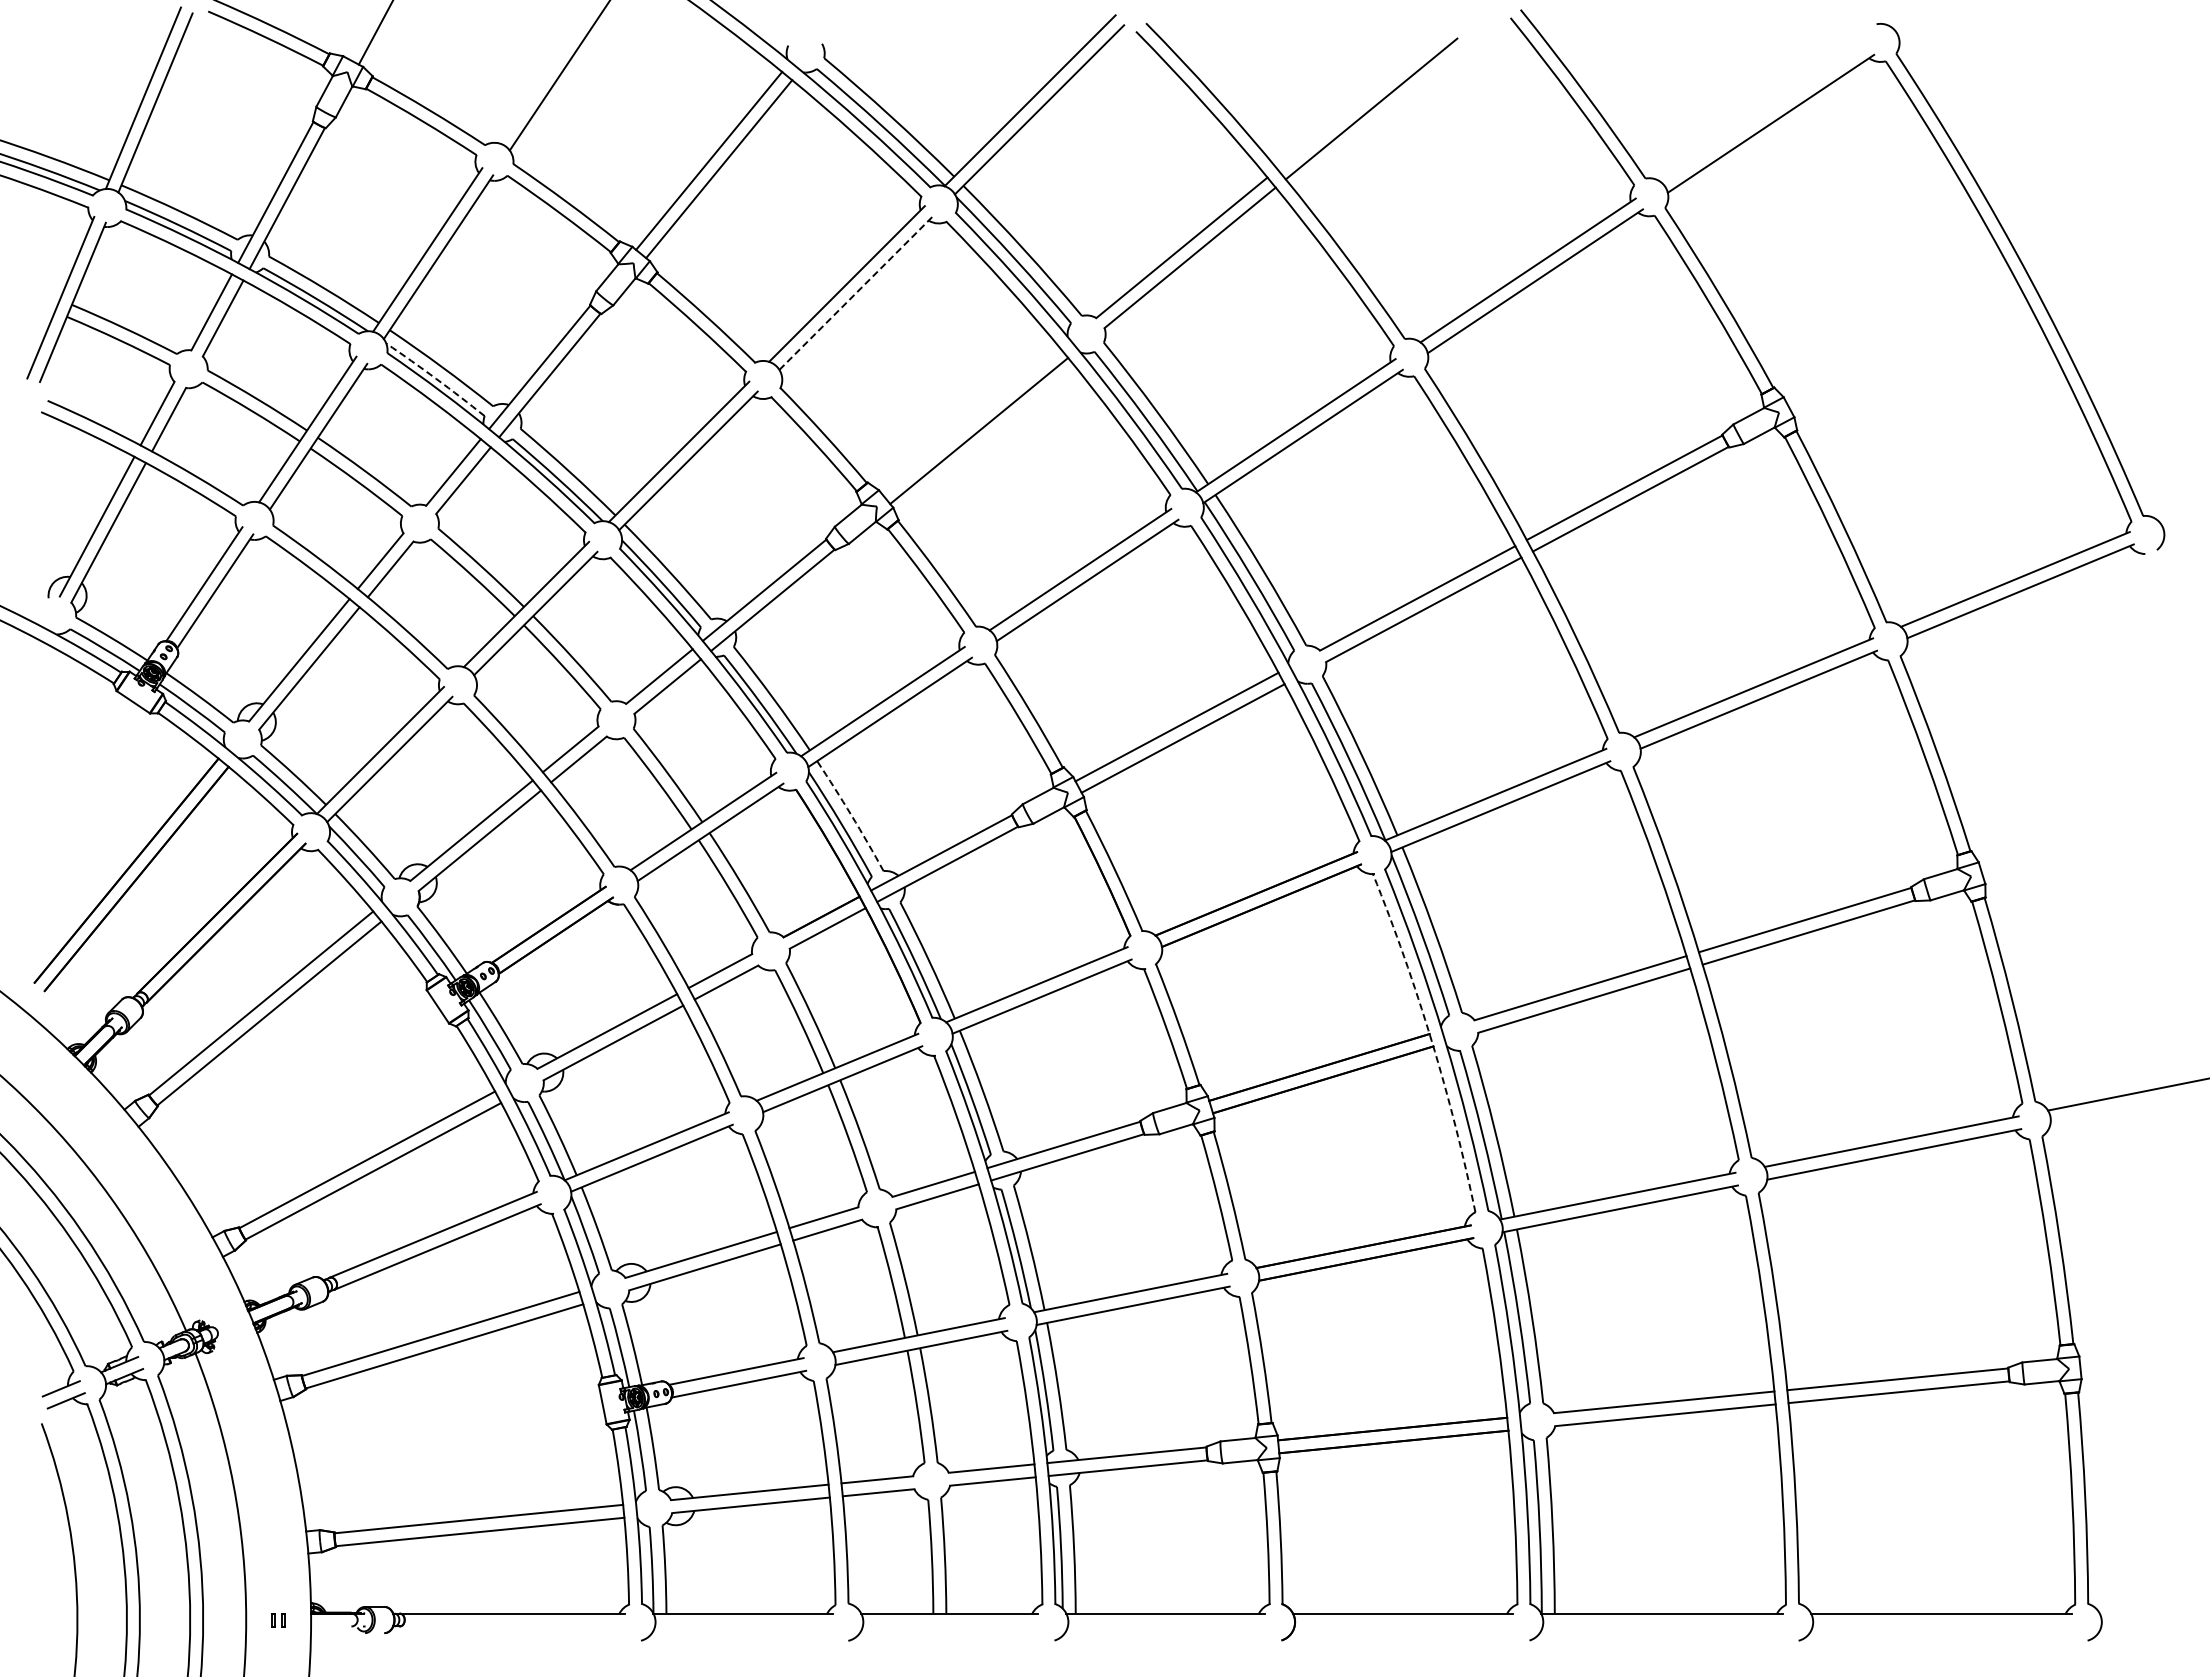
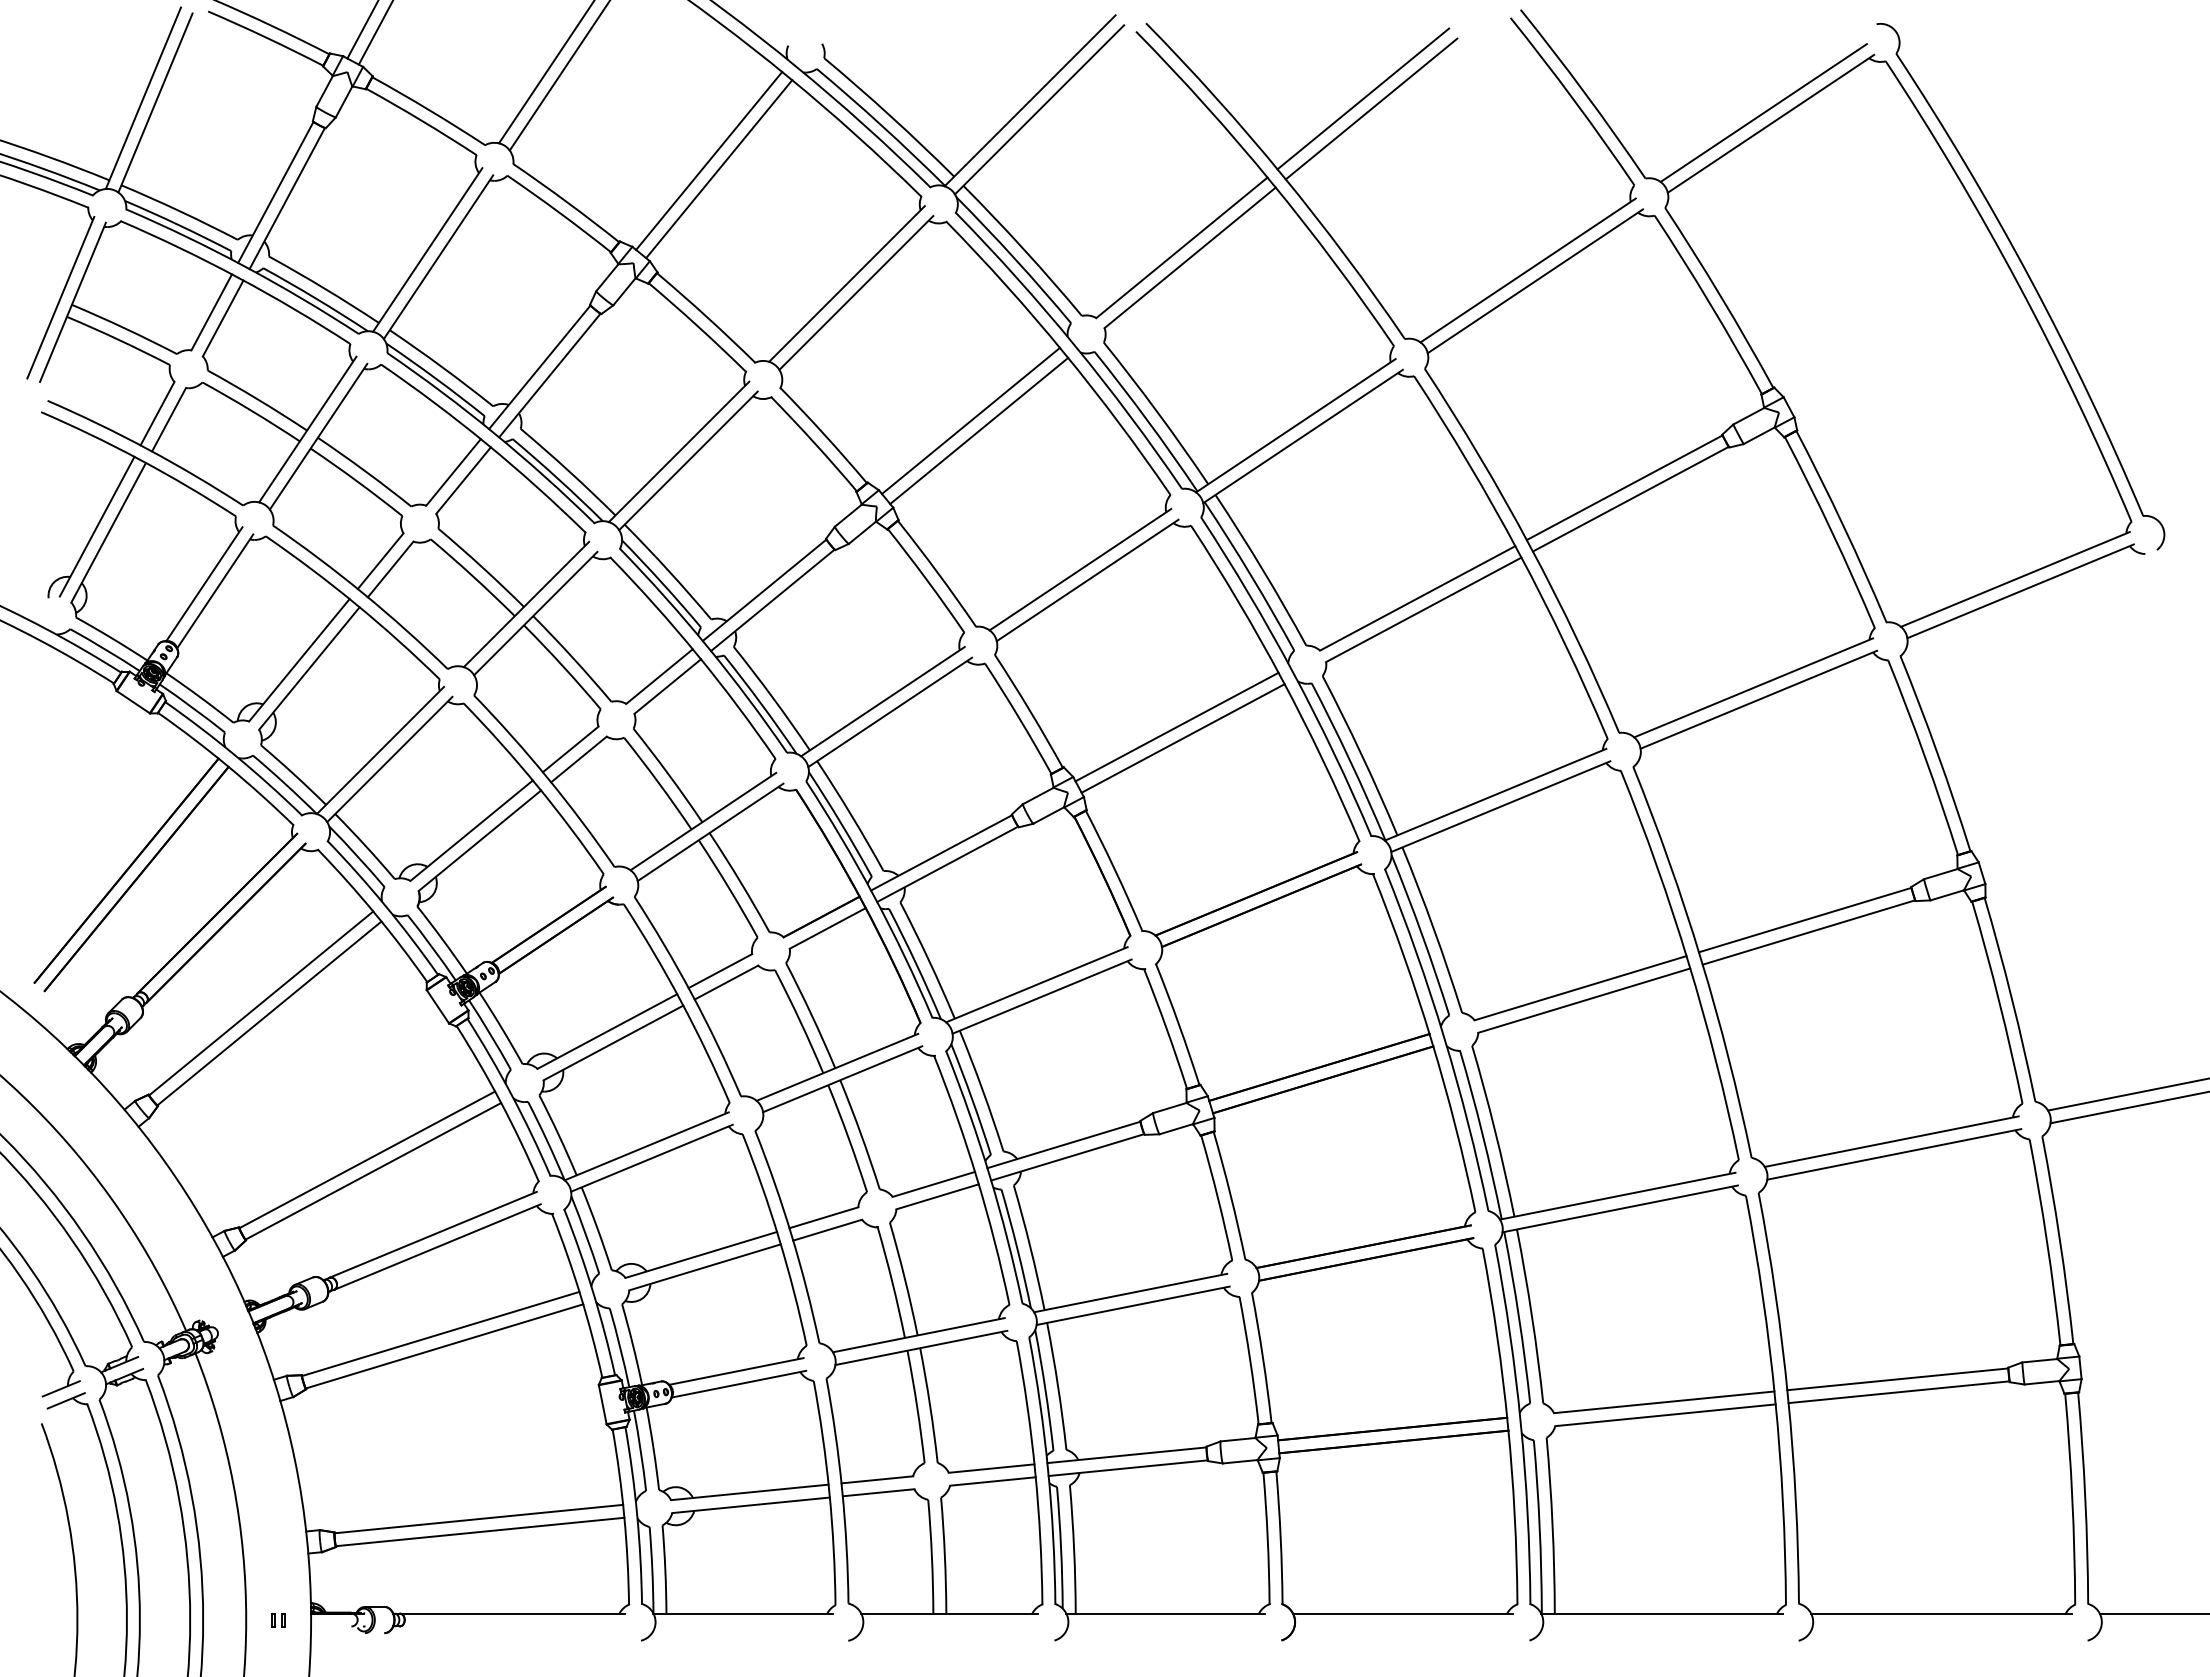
line: none -> present (362, 30)
line: none -> present (546, 72)
line: none -> present (1363, 98)
line: none -> present (1763, 112)
line: dashed -> solid (856, 292)
arc: dashed -> solid (436, 378)
line: none -> present (971, 420)
arc: dashed -> solid (851, 815)
arc: dashed -> solid (1431, 1040)
line: none -> present (2128, 1107)
line: none -> present (2152, 1613)
